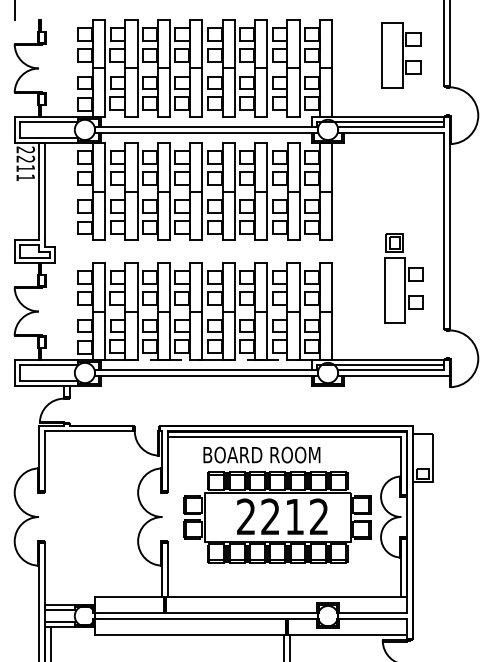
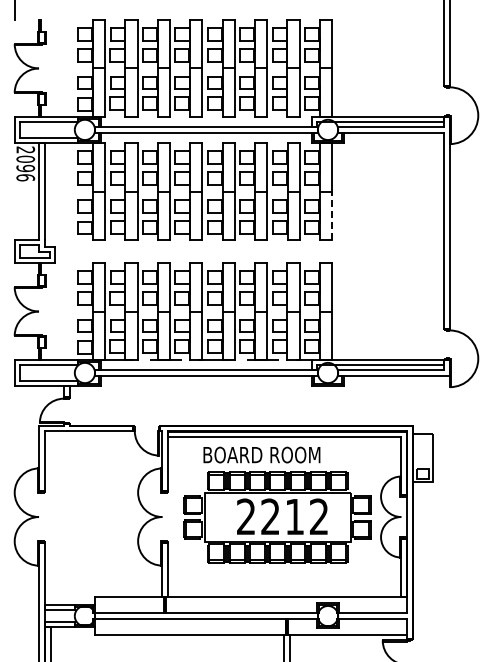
part: present -> none (401, 55)
text: 2211 -> 2096 (25, 168)
line: solid -> dashed (332, 215)
part: present -> none (403, 278)
